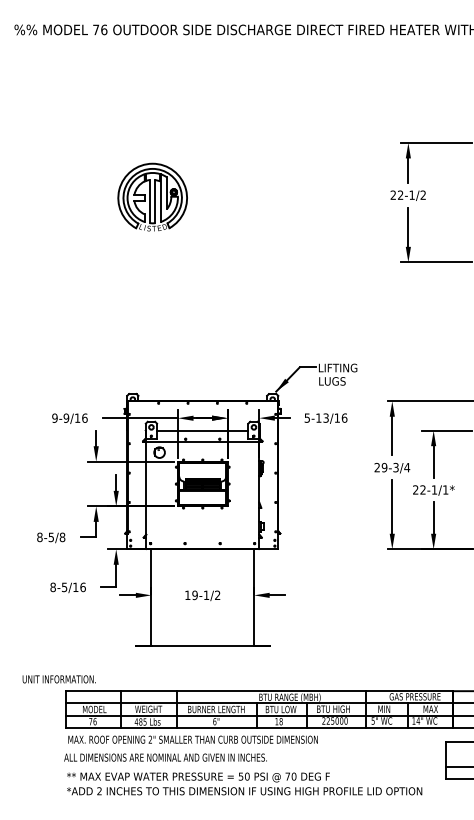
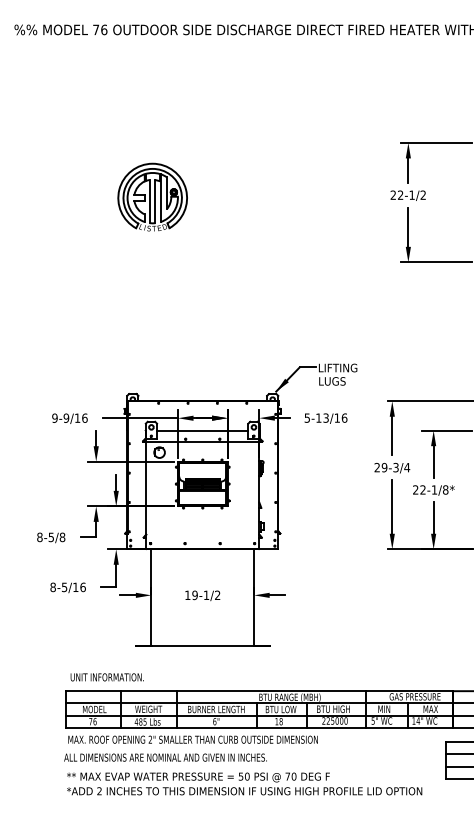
text: 22-1/1* -> 22-1/8* (445, 489)
text position: (58, 679) -> (106, 677) (106, 677)
line: none -> present (457, 754)
